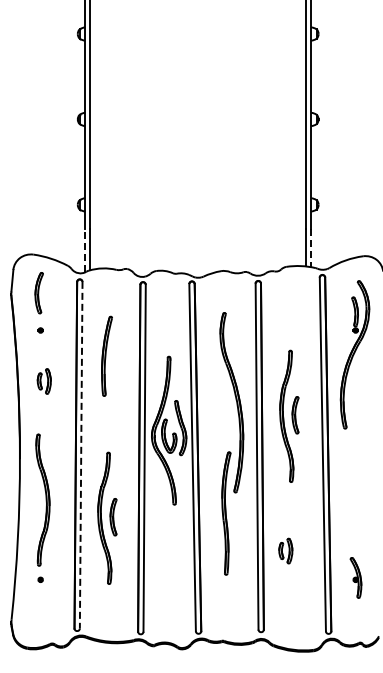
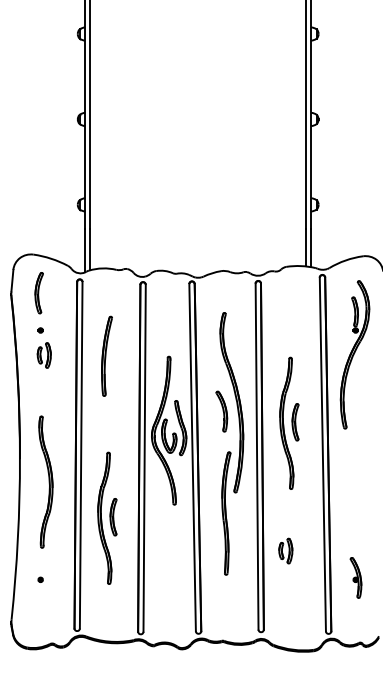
line: dashed -> solid (311, 248)
line: dashed -> solid (85, 250)
part position: (43, 381) -> (43, 355) (43, 355)
part: none -> present (221, 411)
part position: (289, 415) -> (289, 422) (289, 422)
line: dashed -> solid (81, 455)
part position: (42, 499) -> (45, 481) (45, 481)
